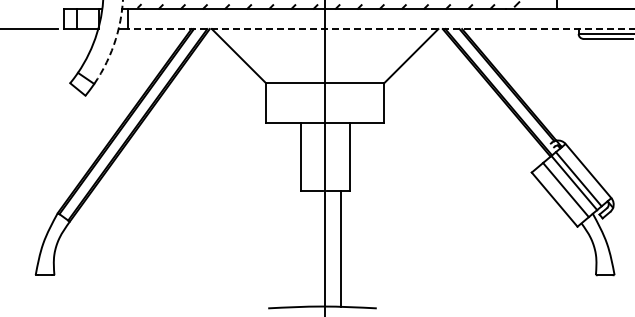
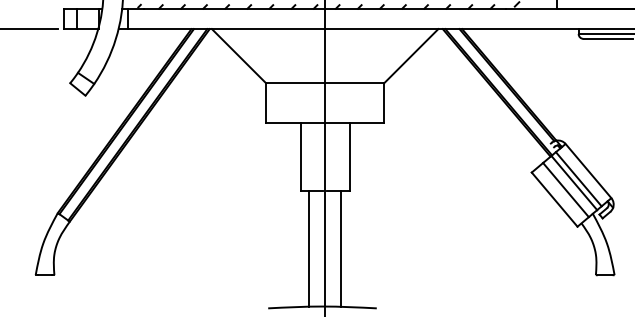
line: dashed -> solid (381, 29)
arc: dashed -> solid (114, 43)
line: none -> present (309, 248)
